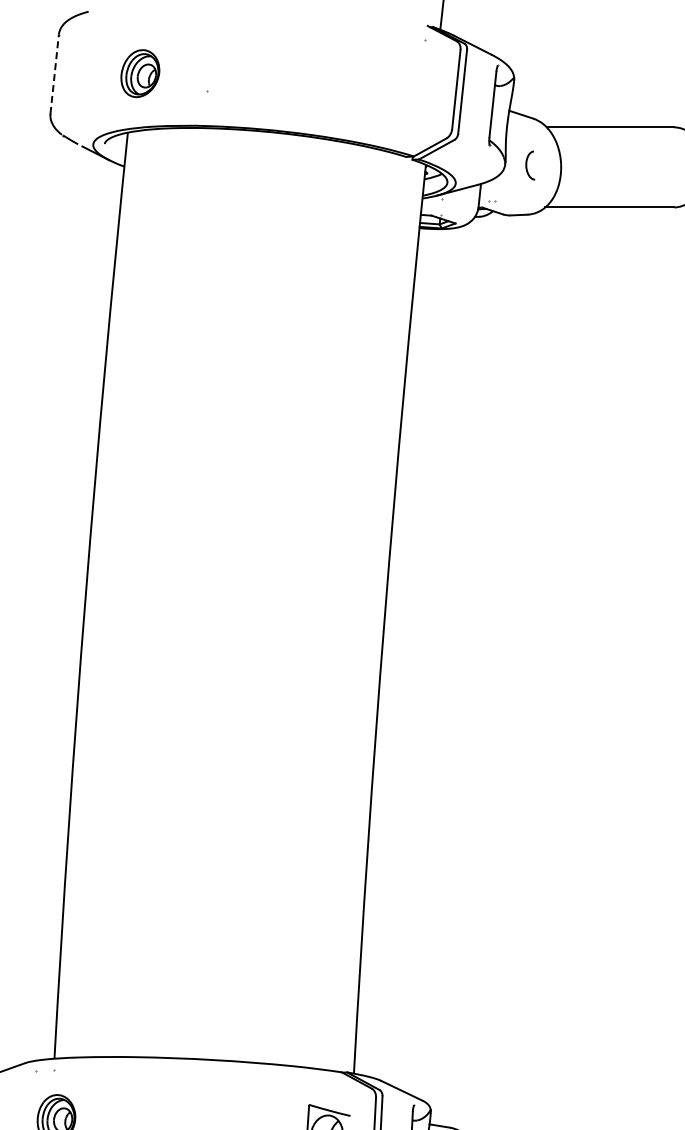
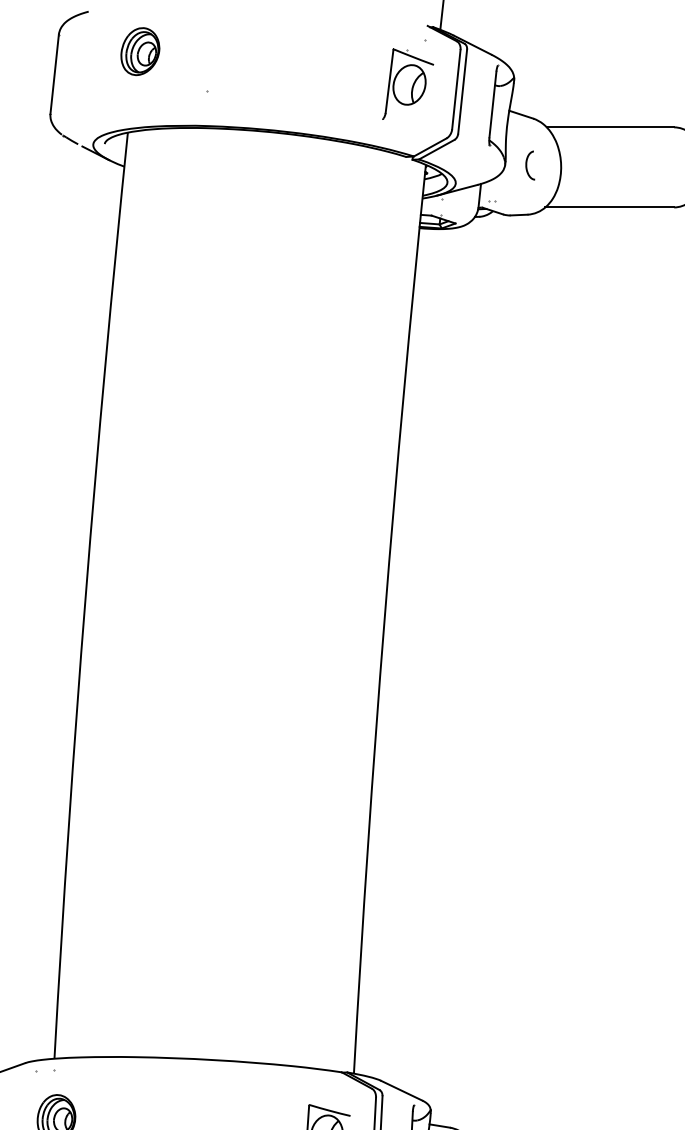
part position: (140, 73) -> (140, 51) (140, 51)
line: dashed -> solid (54, 74)
part: none -> present (408, 83)
